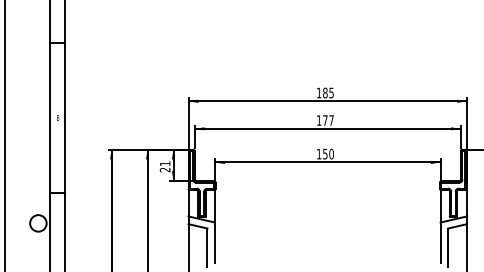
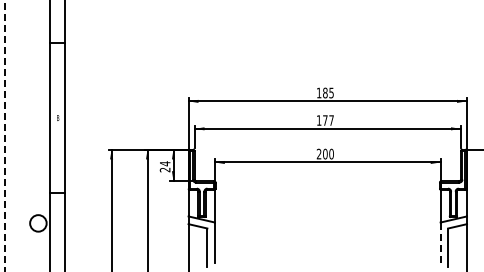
line: solid -> dashed (5, 135)
text: 150 -> 200 (321, 153)
text: 21 -> 24 (165, 163)
line: solid -> dashed (440, 243)
